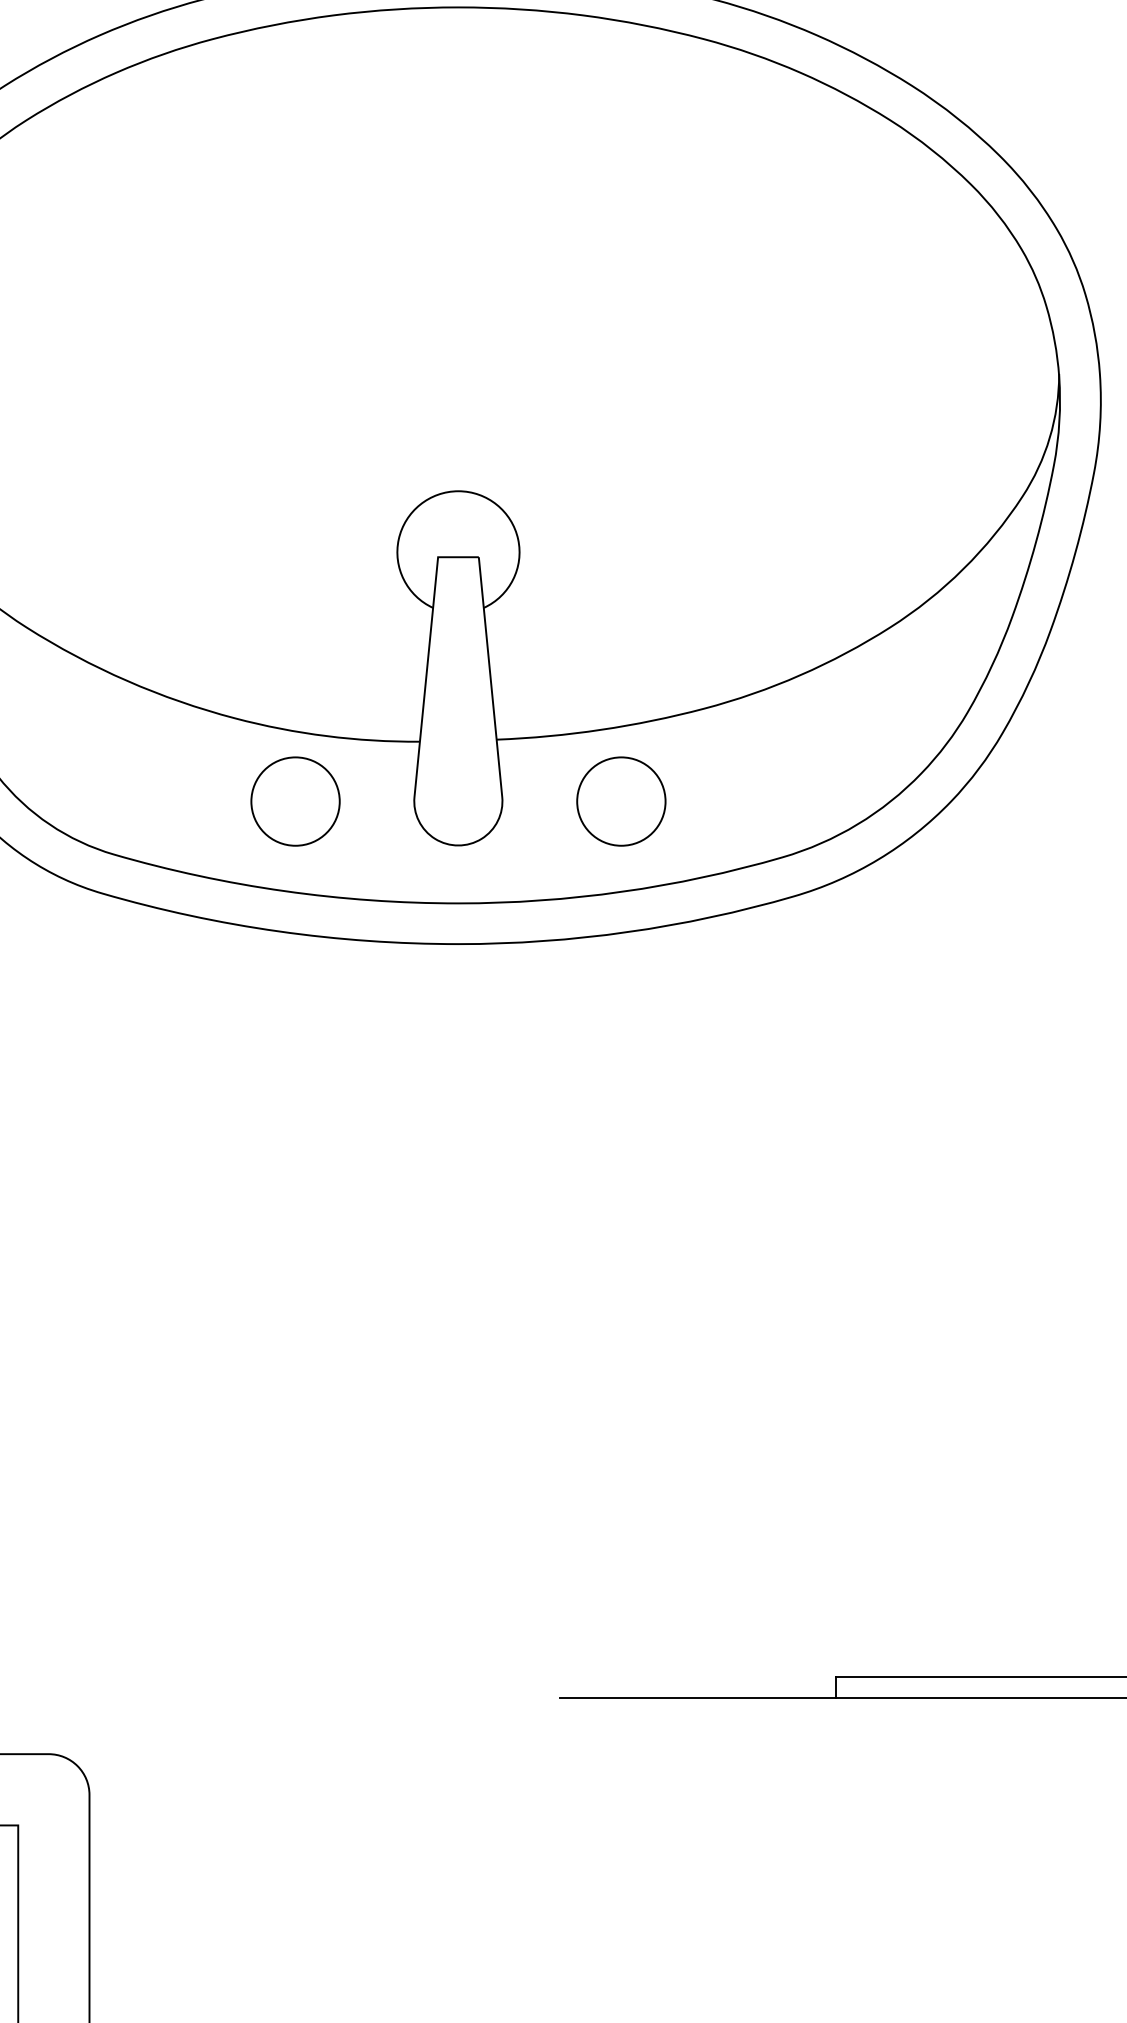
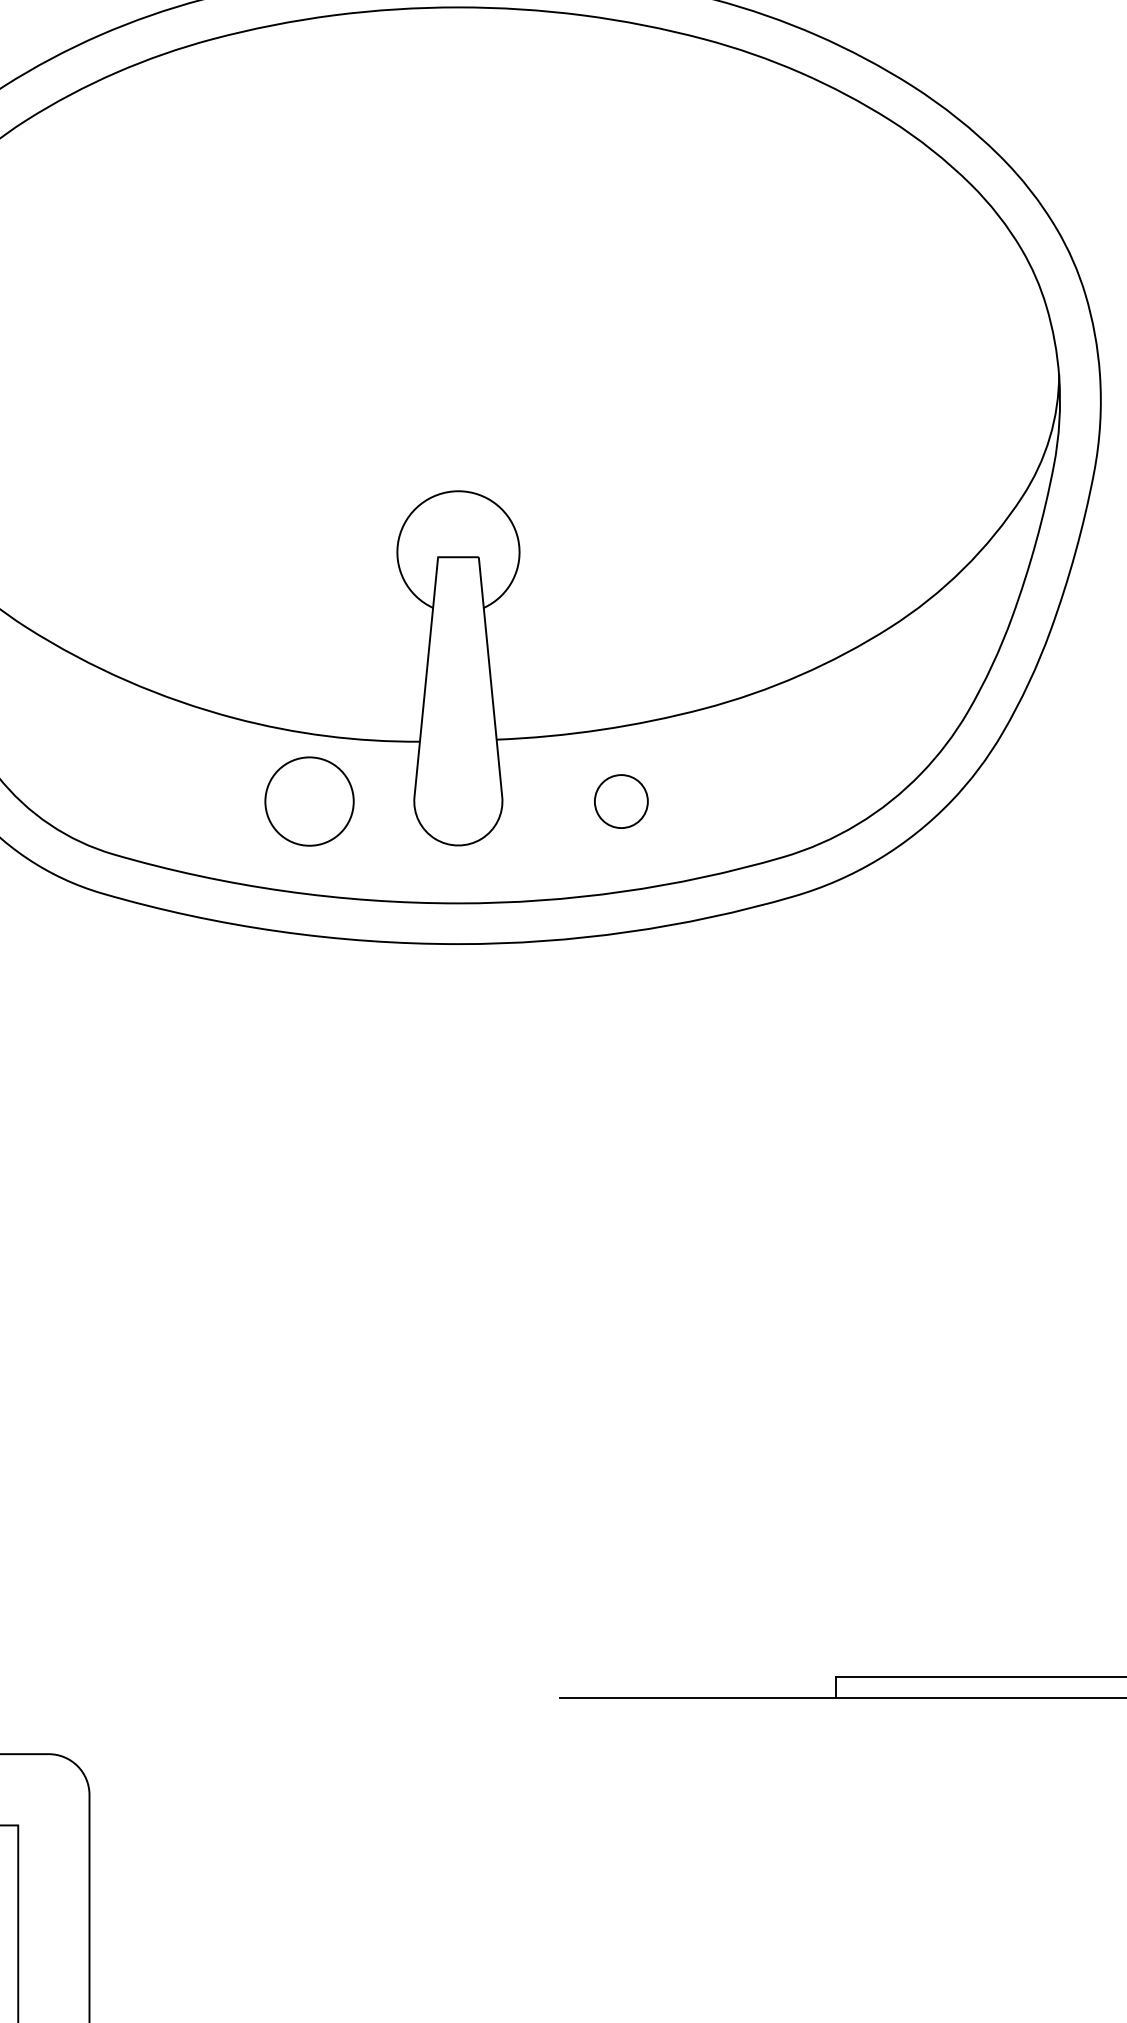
circle position: (295, 801) -> (309, 801) (309, 801)
circle diameter: 88 px -> 53 px (620, 801)
